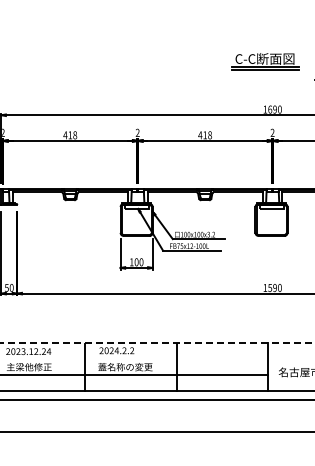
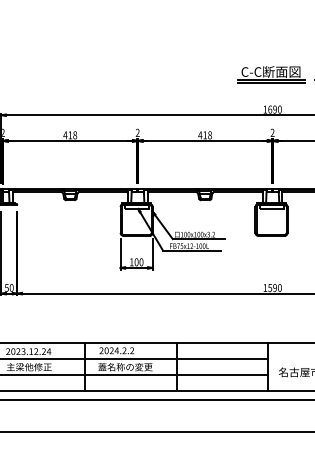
part position: (265, 61) -> (271, 74) (271, 74)
line: dashed -> solid (157, 343)
line: none -> present (135, 359)
